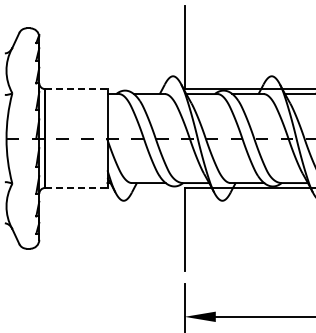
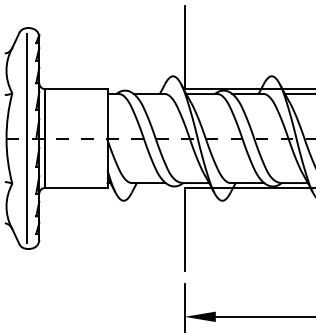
line: dashed -> solid (76, 89)
line: none -> present (26, 138)
line: dashed -> solid (76, 187)
